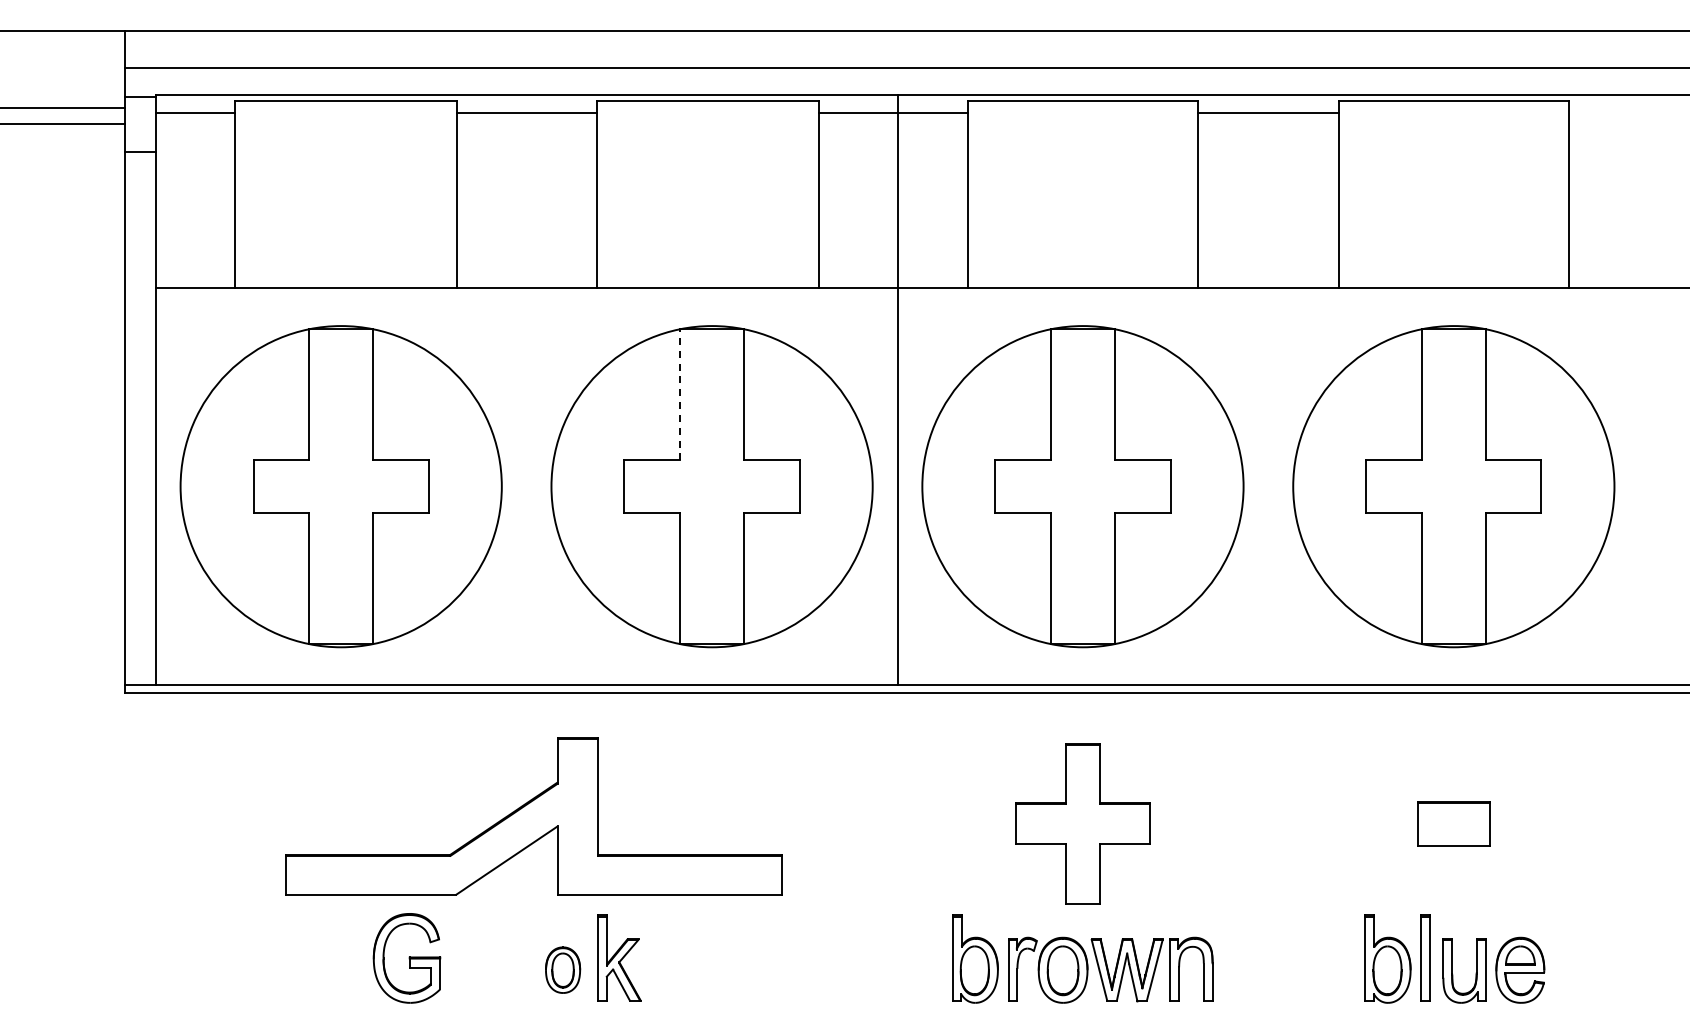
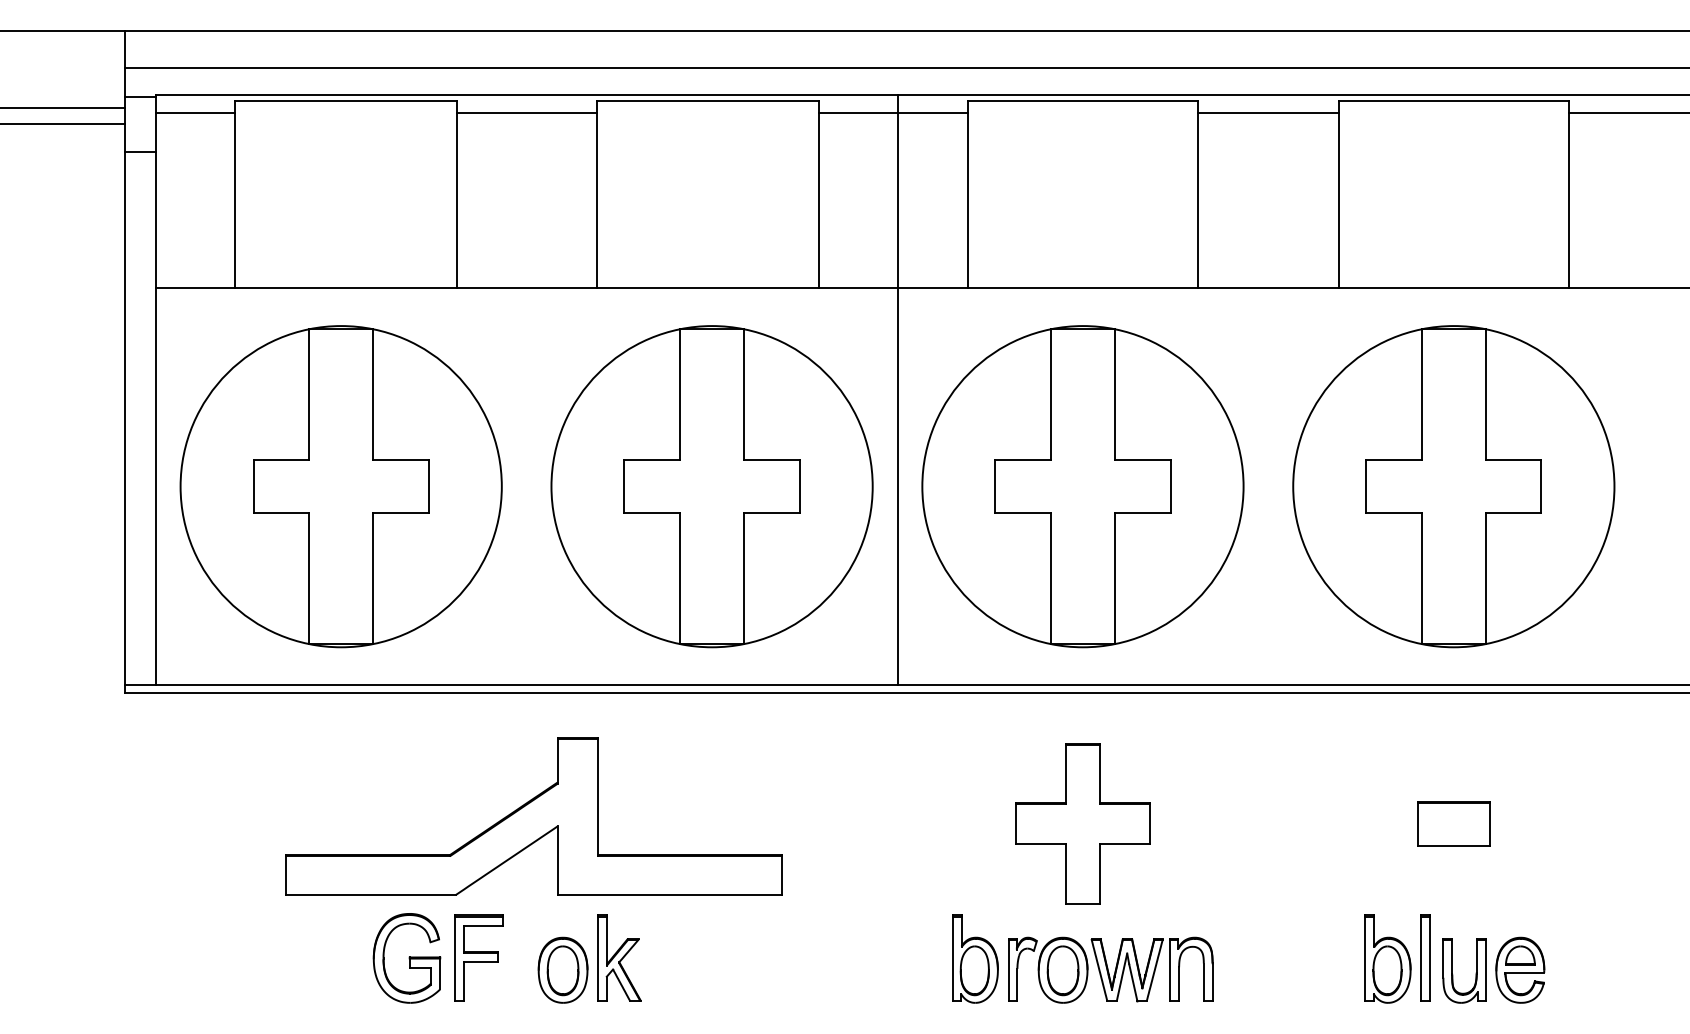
line: none -> present (1627, 112)
line: dashed -> solid (679, 394)
part: none -> present (478, 957)
part size: 37x48 px -> 52x68 px (562, 969)
